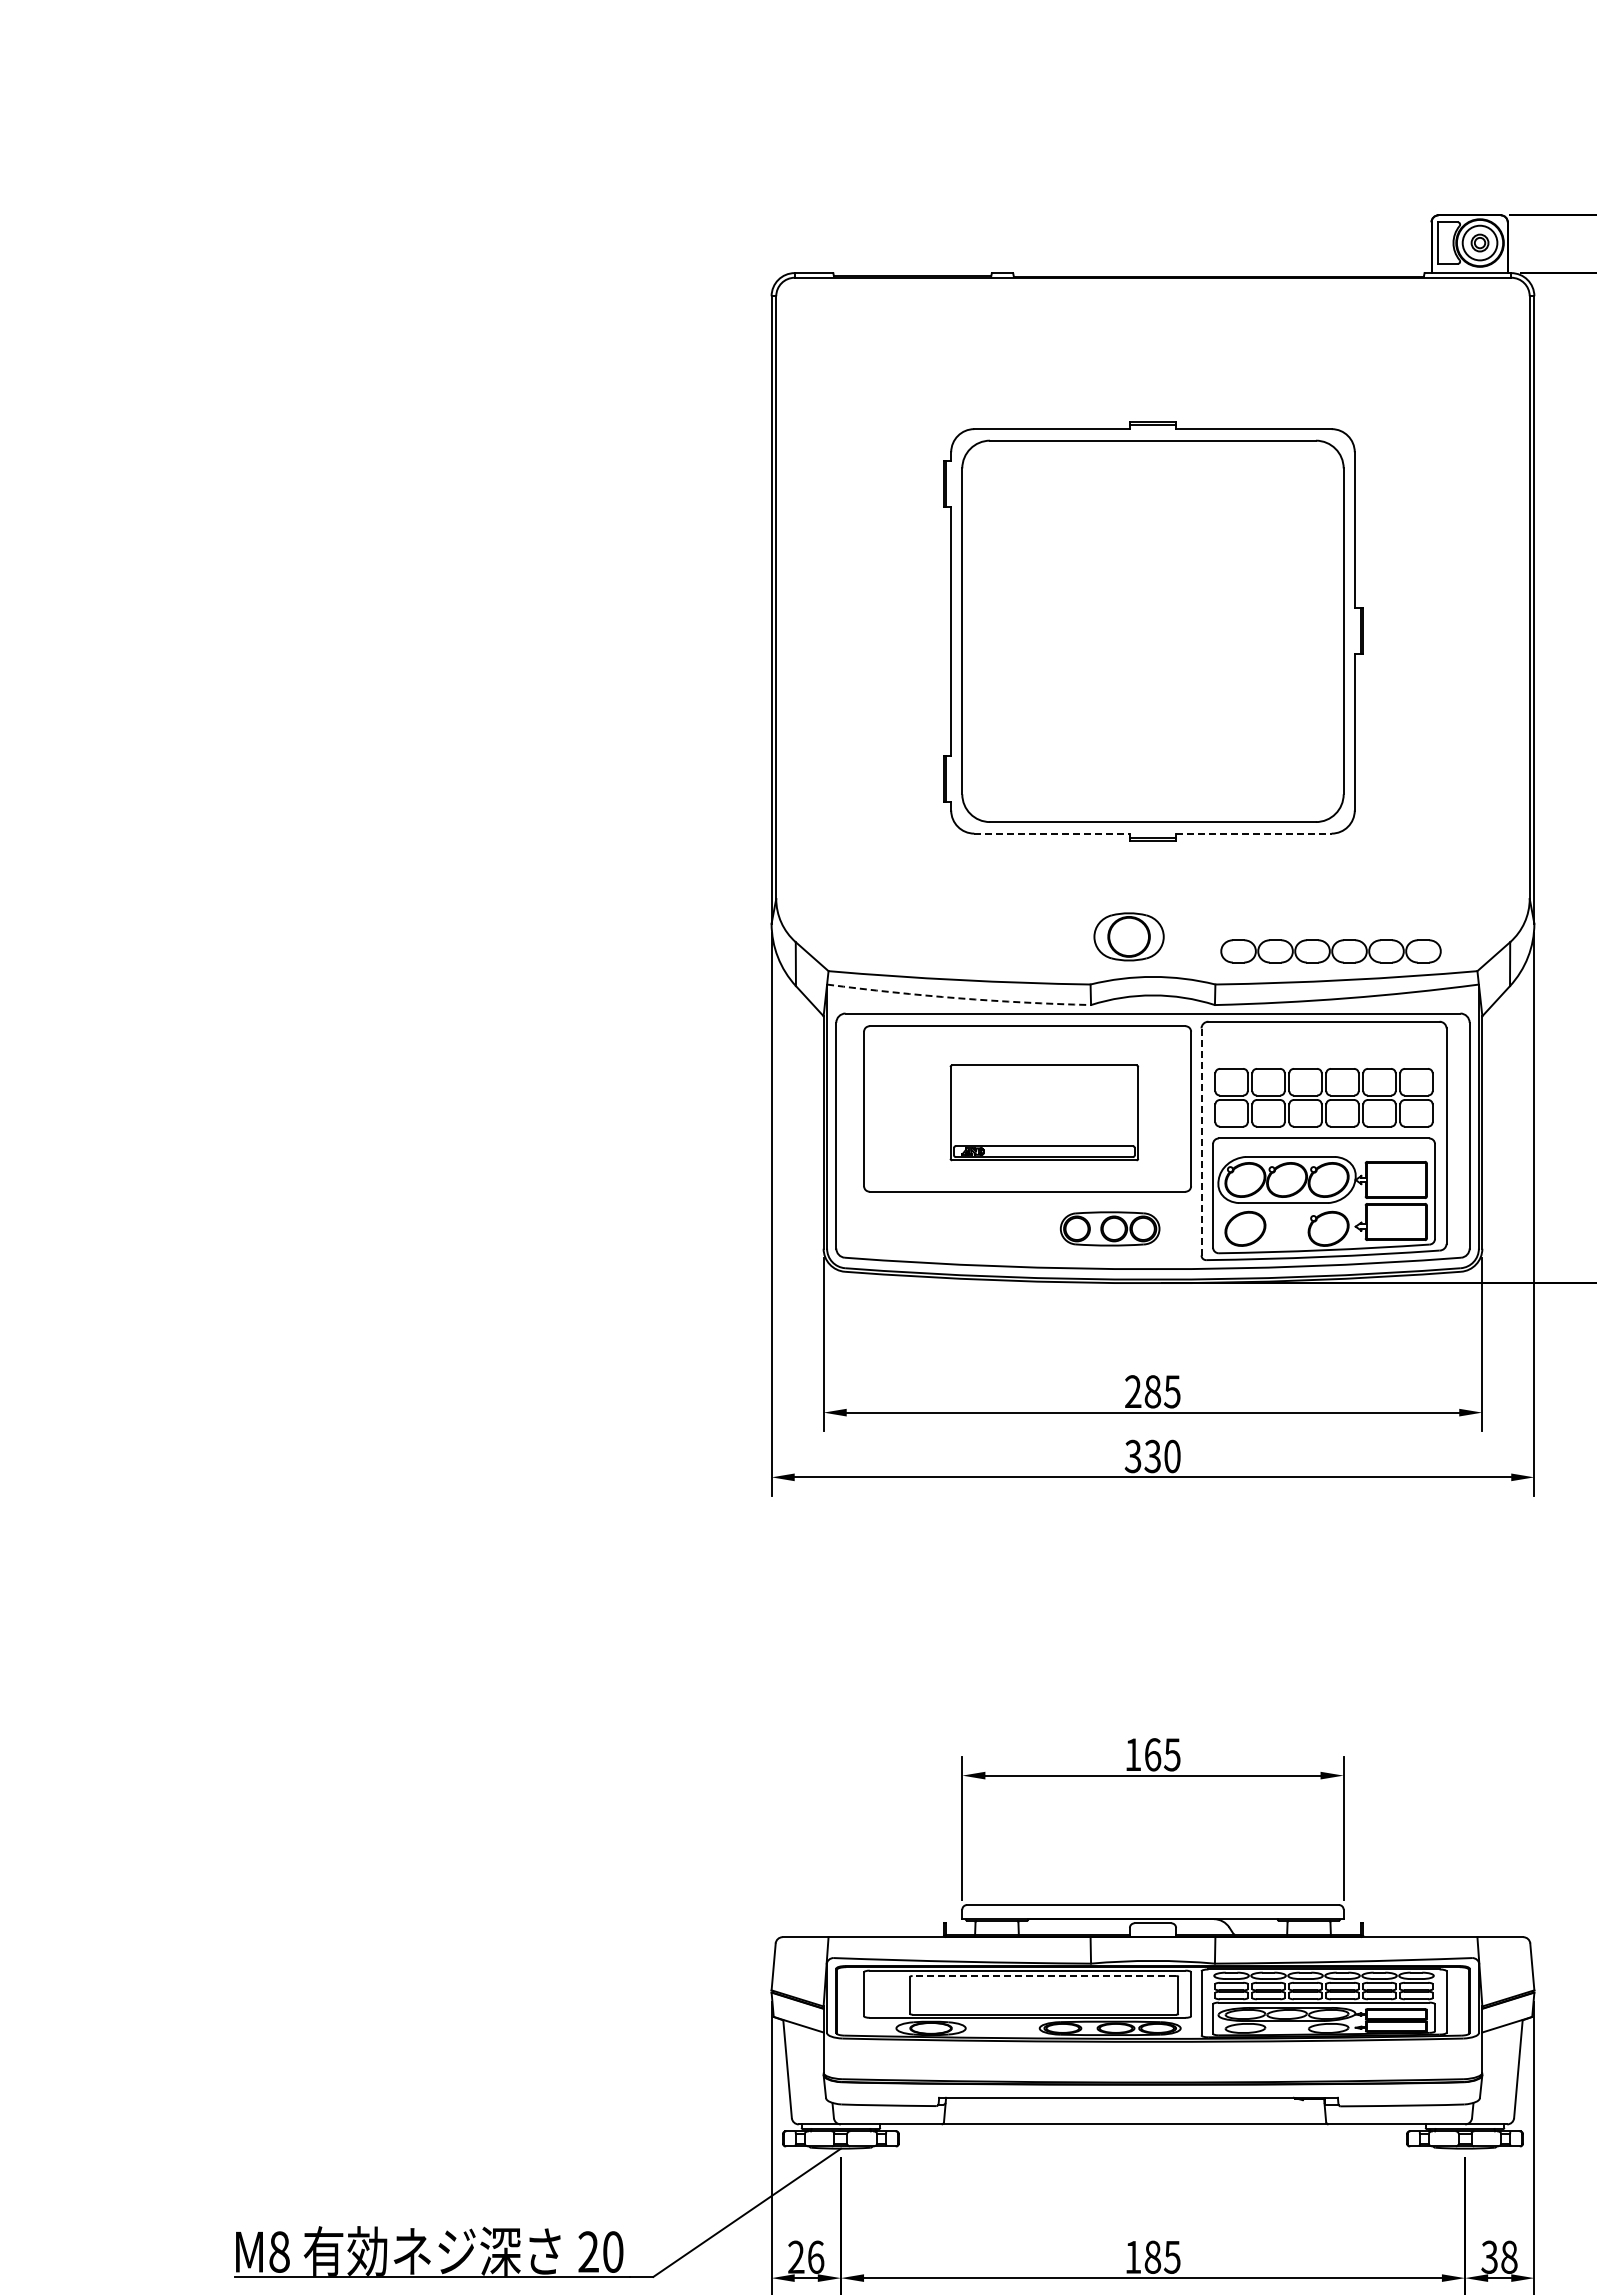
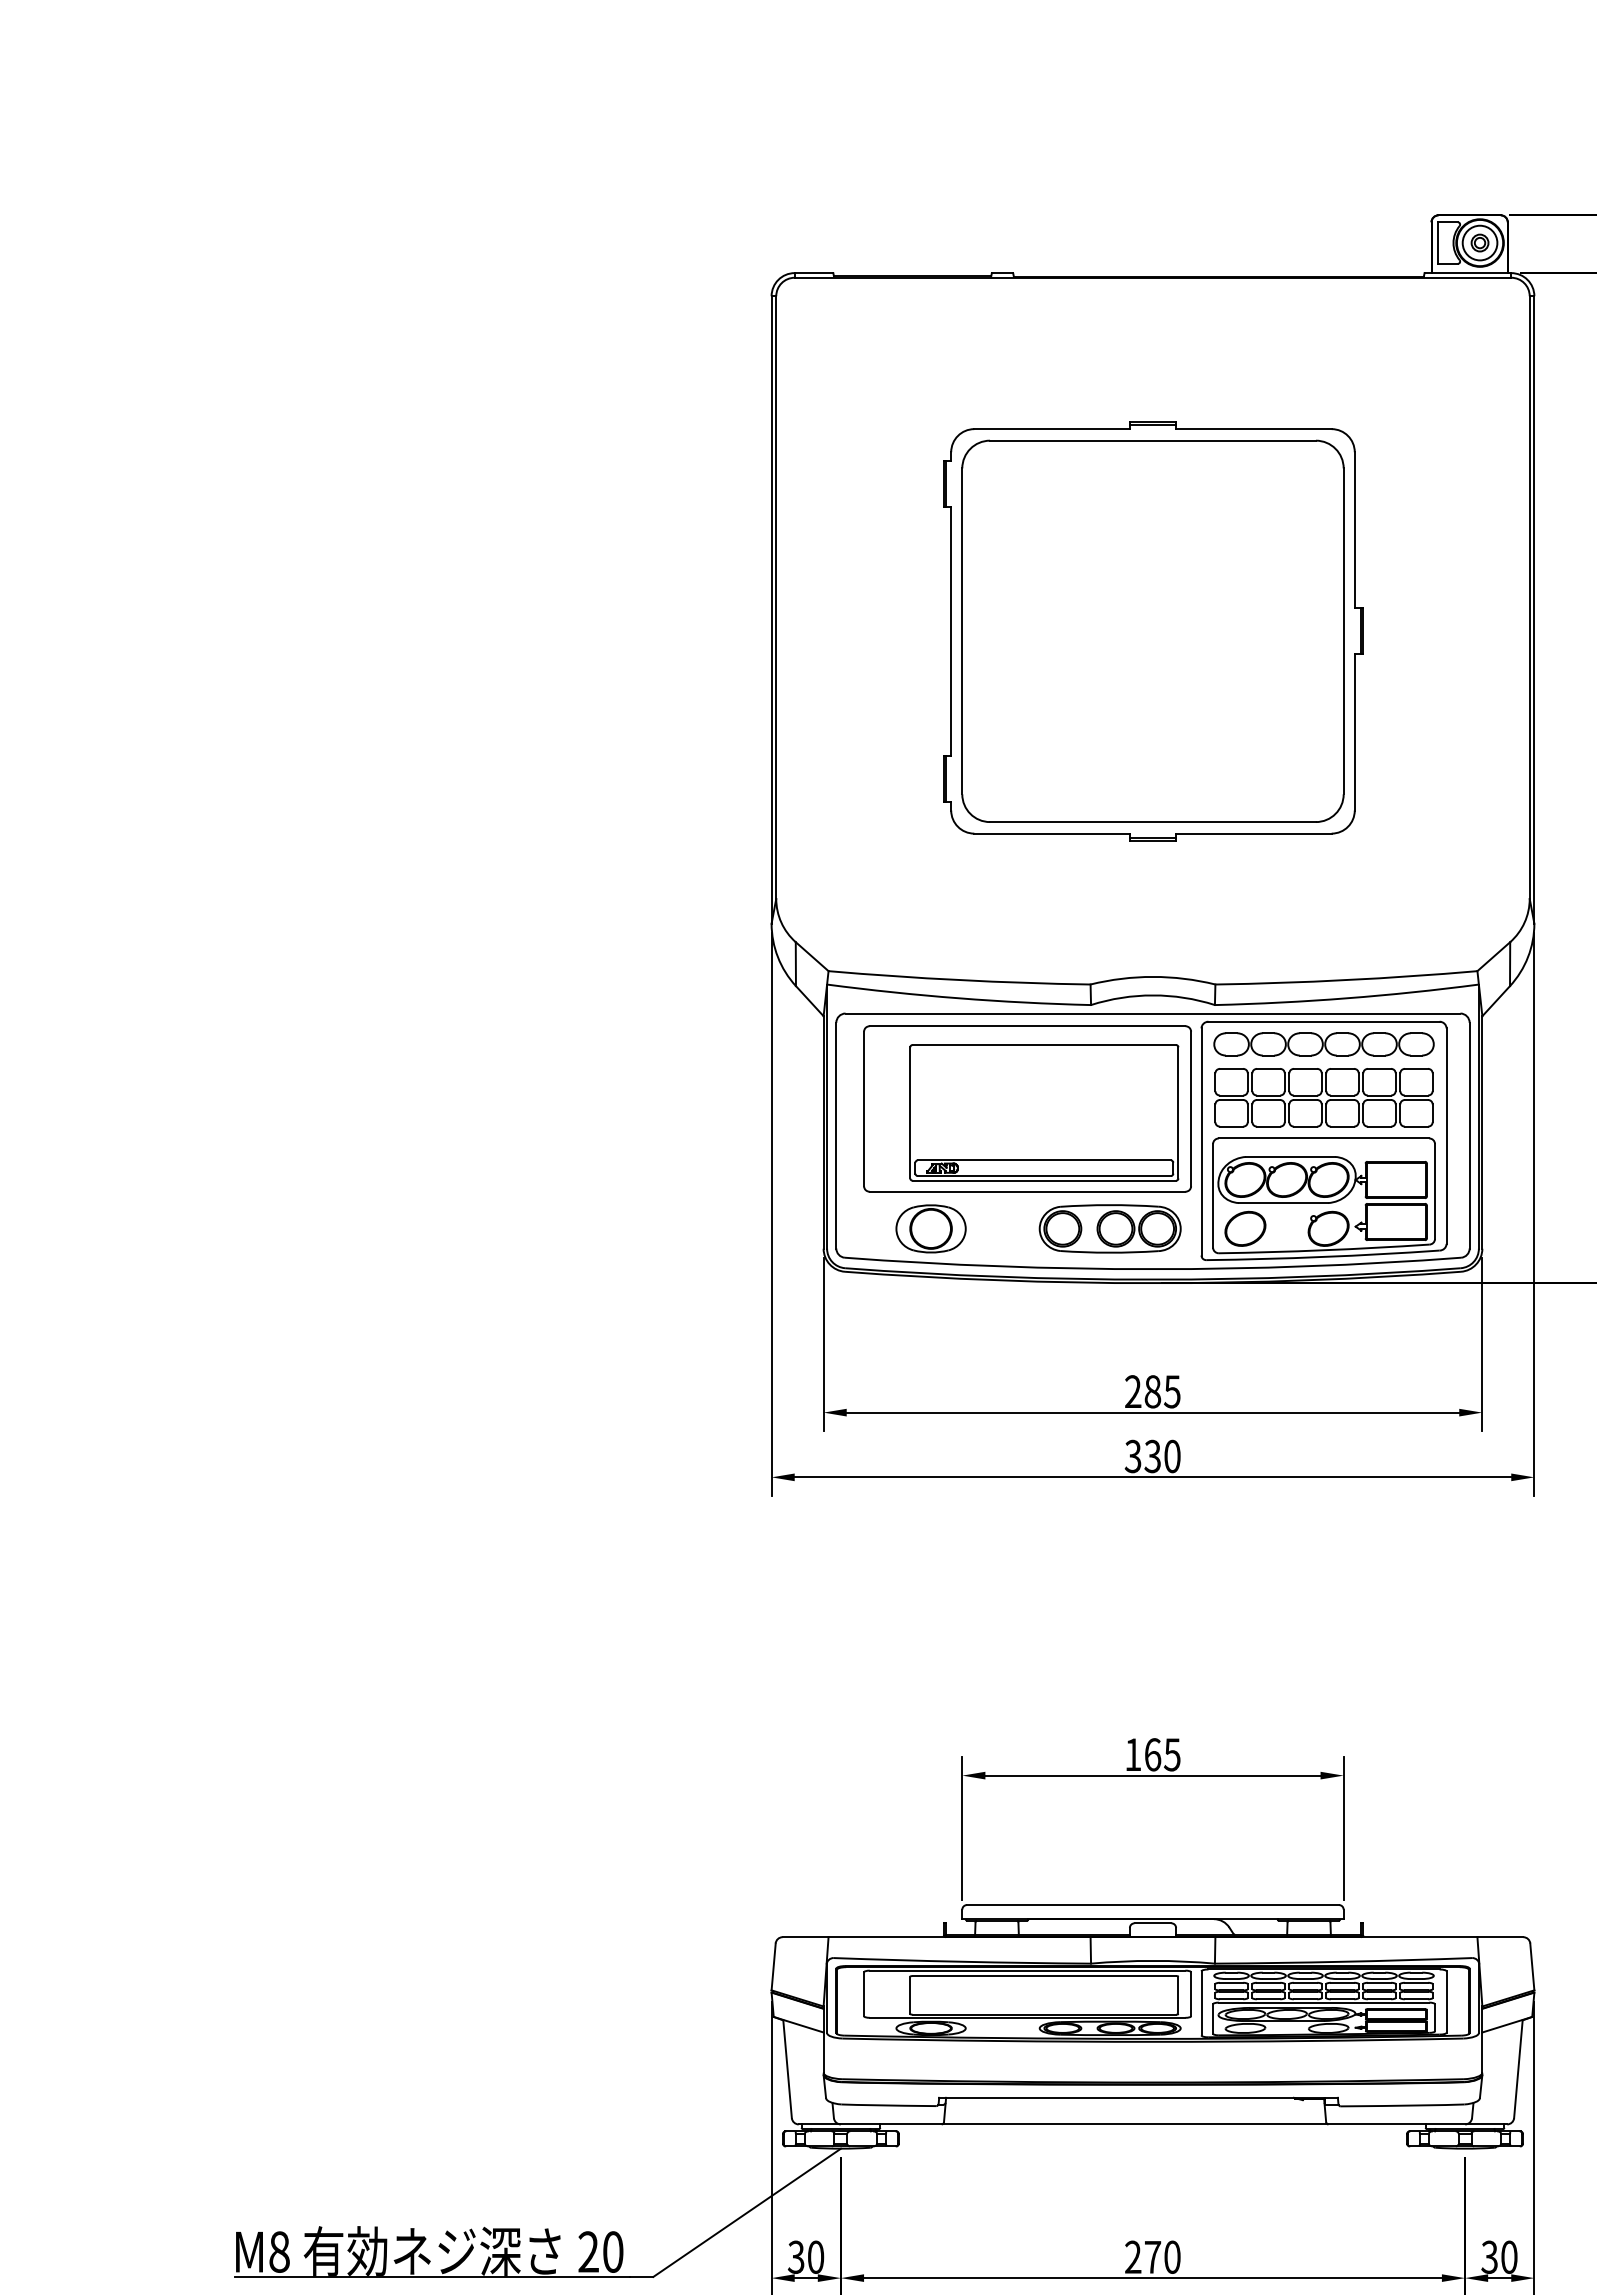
line: dashed -> solid (1052, 833)
line: dashed -> solid (1253, 833)
part position: (1128, 936) -> (930, 1228) (930, 1228)
part position: (1330, 951) -> (1323, 1044) (1323, 1044)
arc: dashed -> solid (958, 998)
part size: 191x98 px -> 271x138 px (1044, 1112)
line: dashed -> solid (1201, 1141)
part size: 102x36 px -> 144x50 px (1109, 1228)
line: dashed -> solid (1044, 1976)
text: 26 -> 30 (805, 2256)
text: 185 -> 270 (1152, 2256)
text: 38 -> 30 (1509, 2256)
